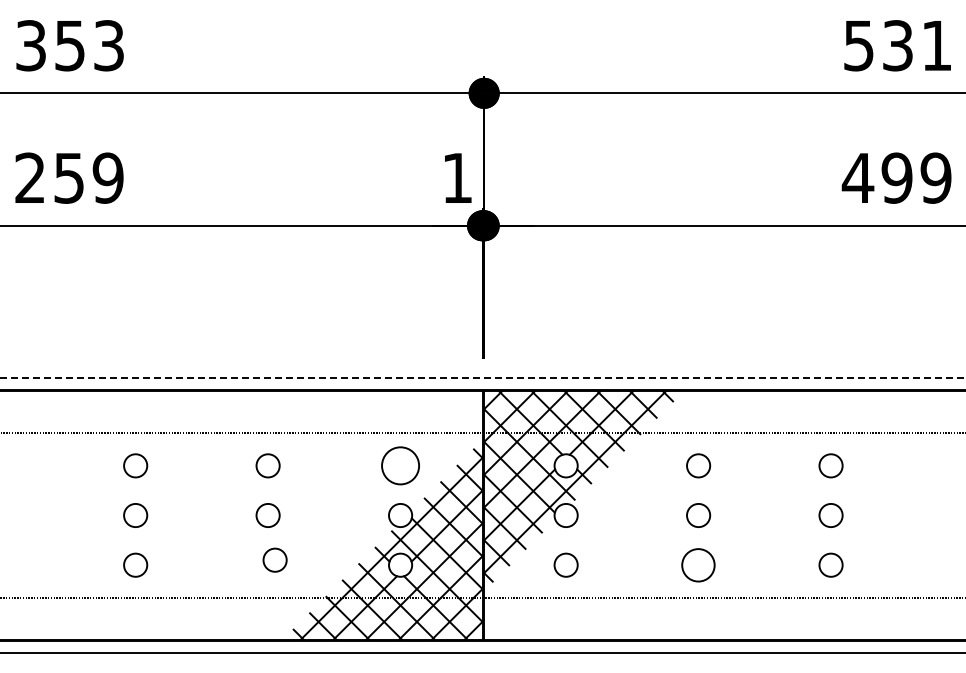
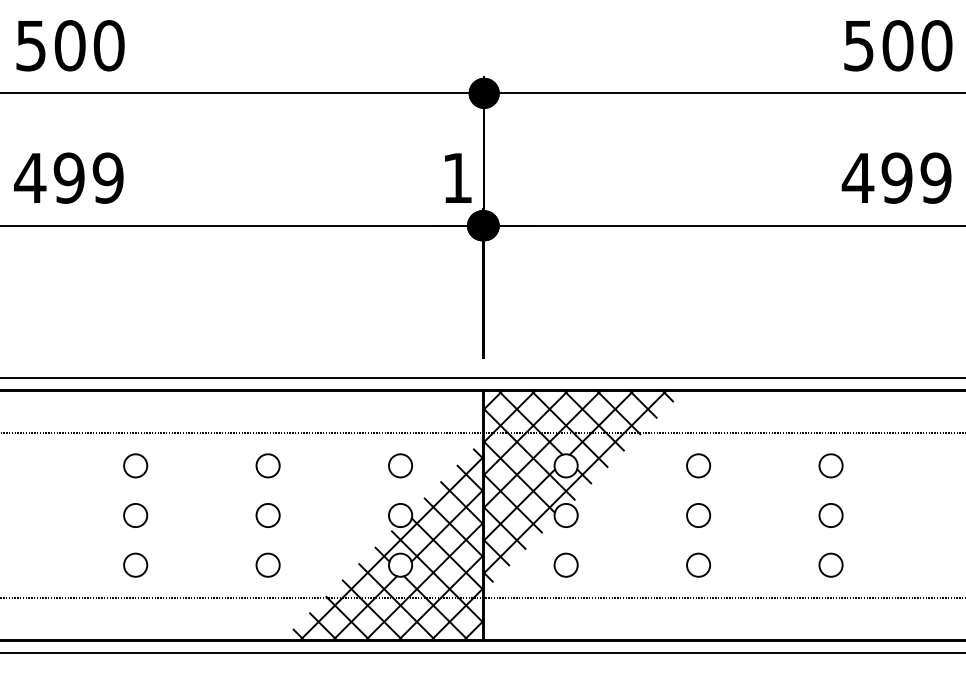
text: 353 -> 500 (70, 45)
text: 531 -> 500 (917, 45)
text: 259 -> 499 (49, 177)
line: dashed -> solid (483, 378)
circle diameter: 37 px -> 23 px (400, 465)
circle position: (274, 559) -> (267, 564) (267, 564)
circle size: 35x35 px -> 26x26 px (698, 564)
